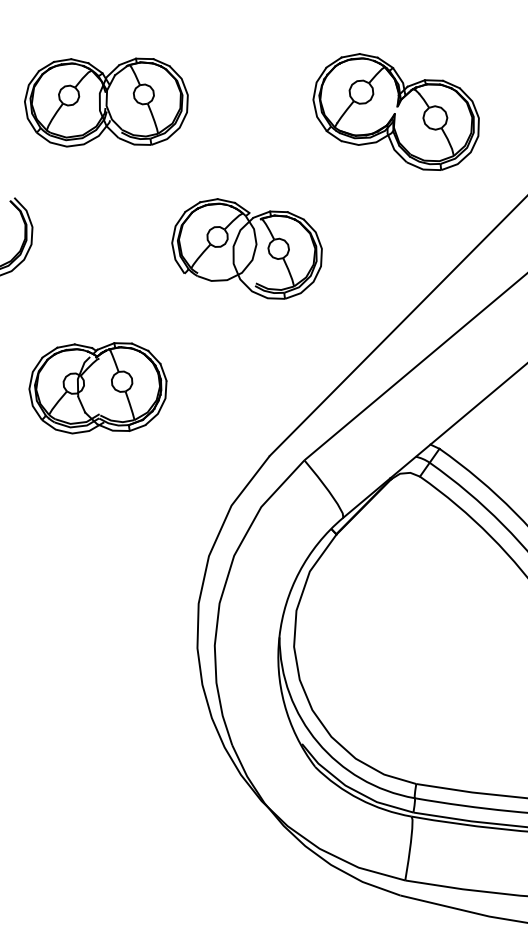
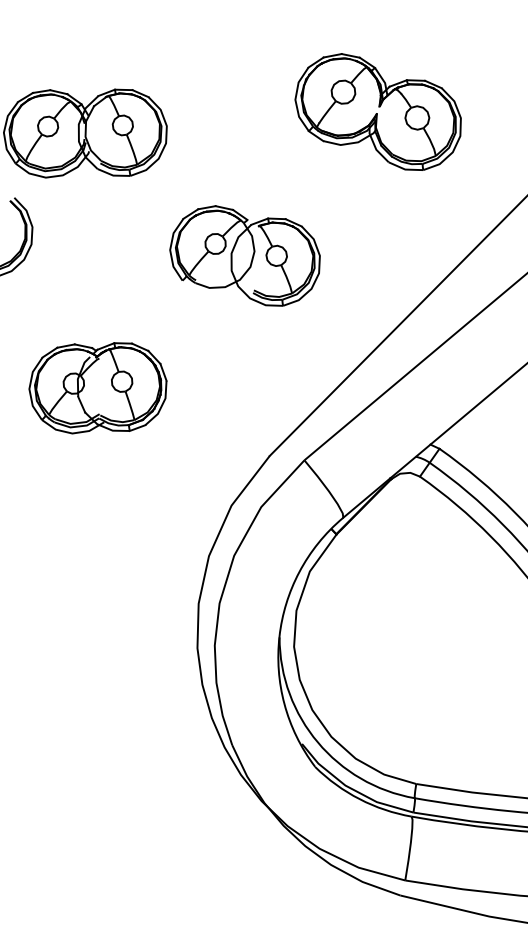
part position: (106, 102) -> (85, 133) (85, 133)
part position: (395, 111) -> (377, 111) (377, 111)
part position: (246, 248) -> (244, 255) (244, 255)
